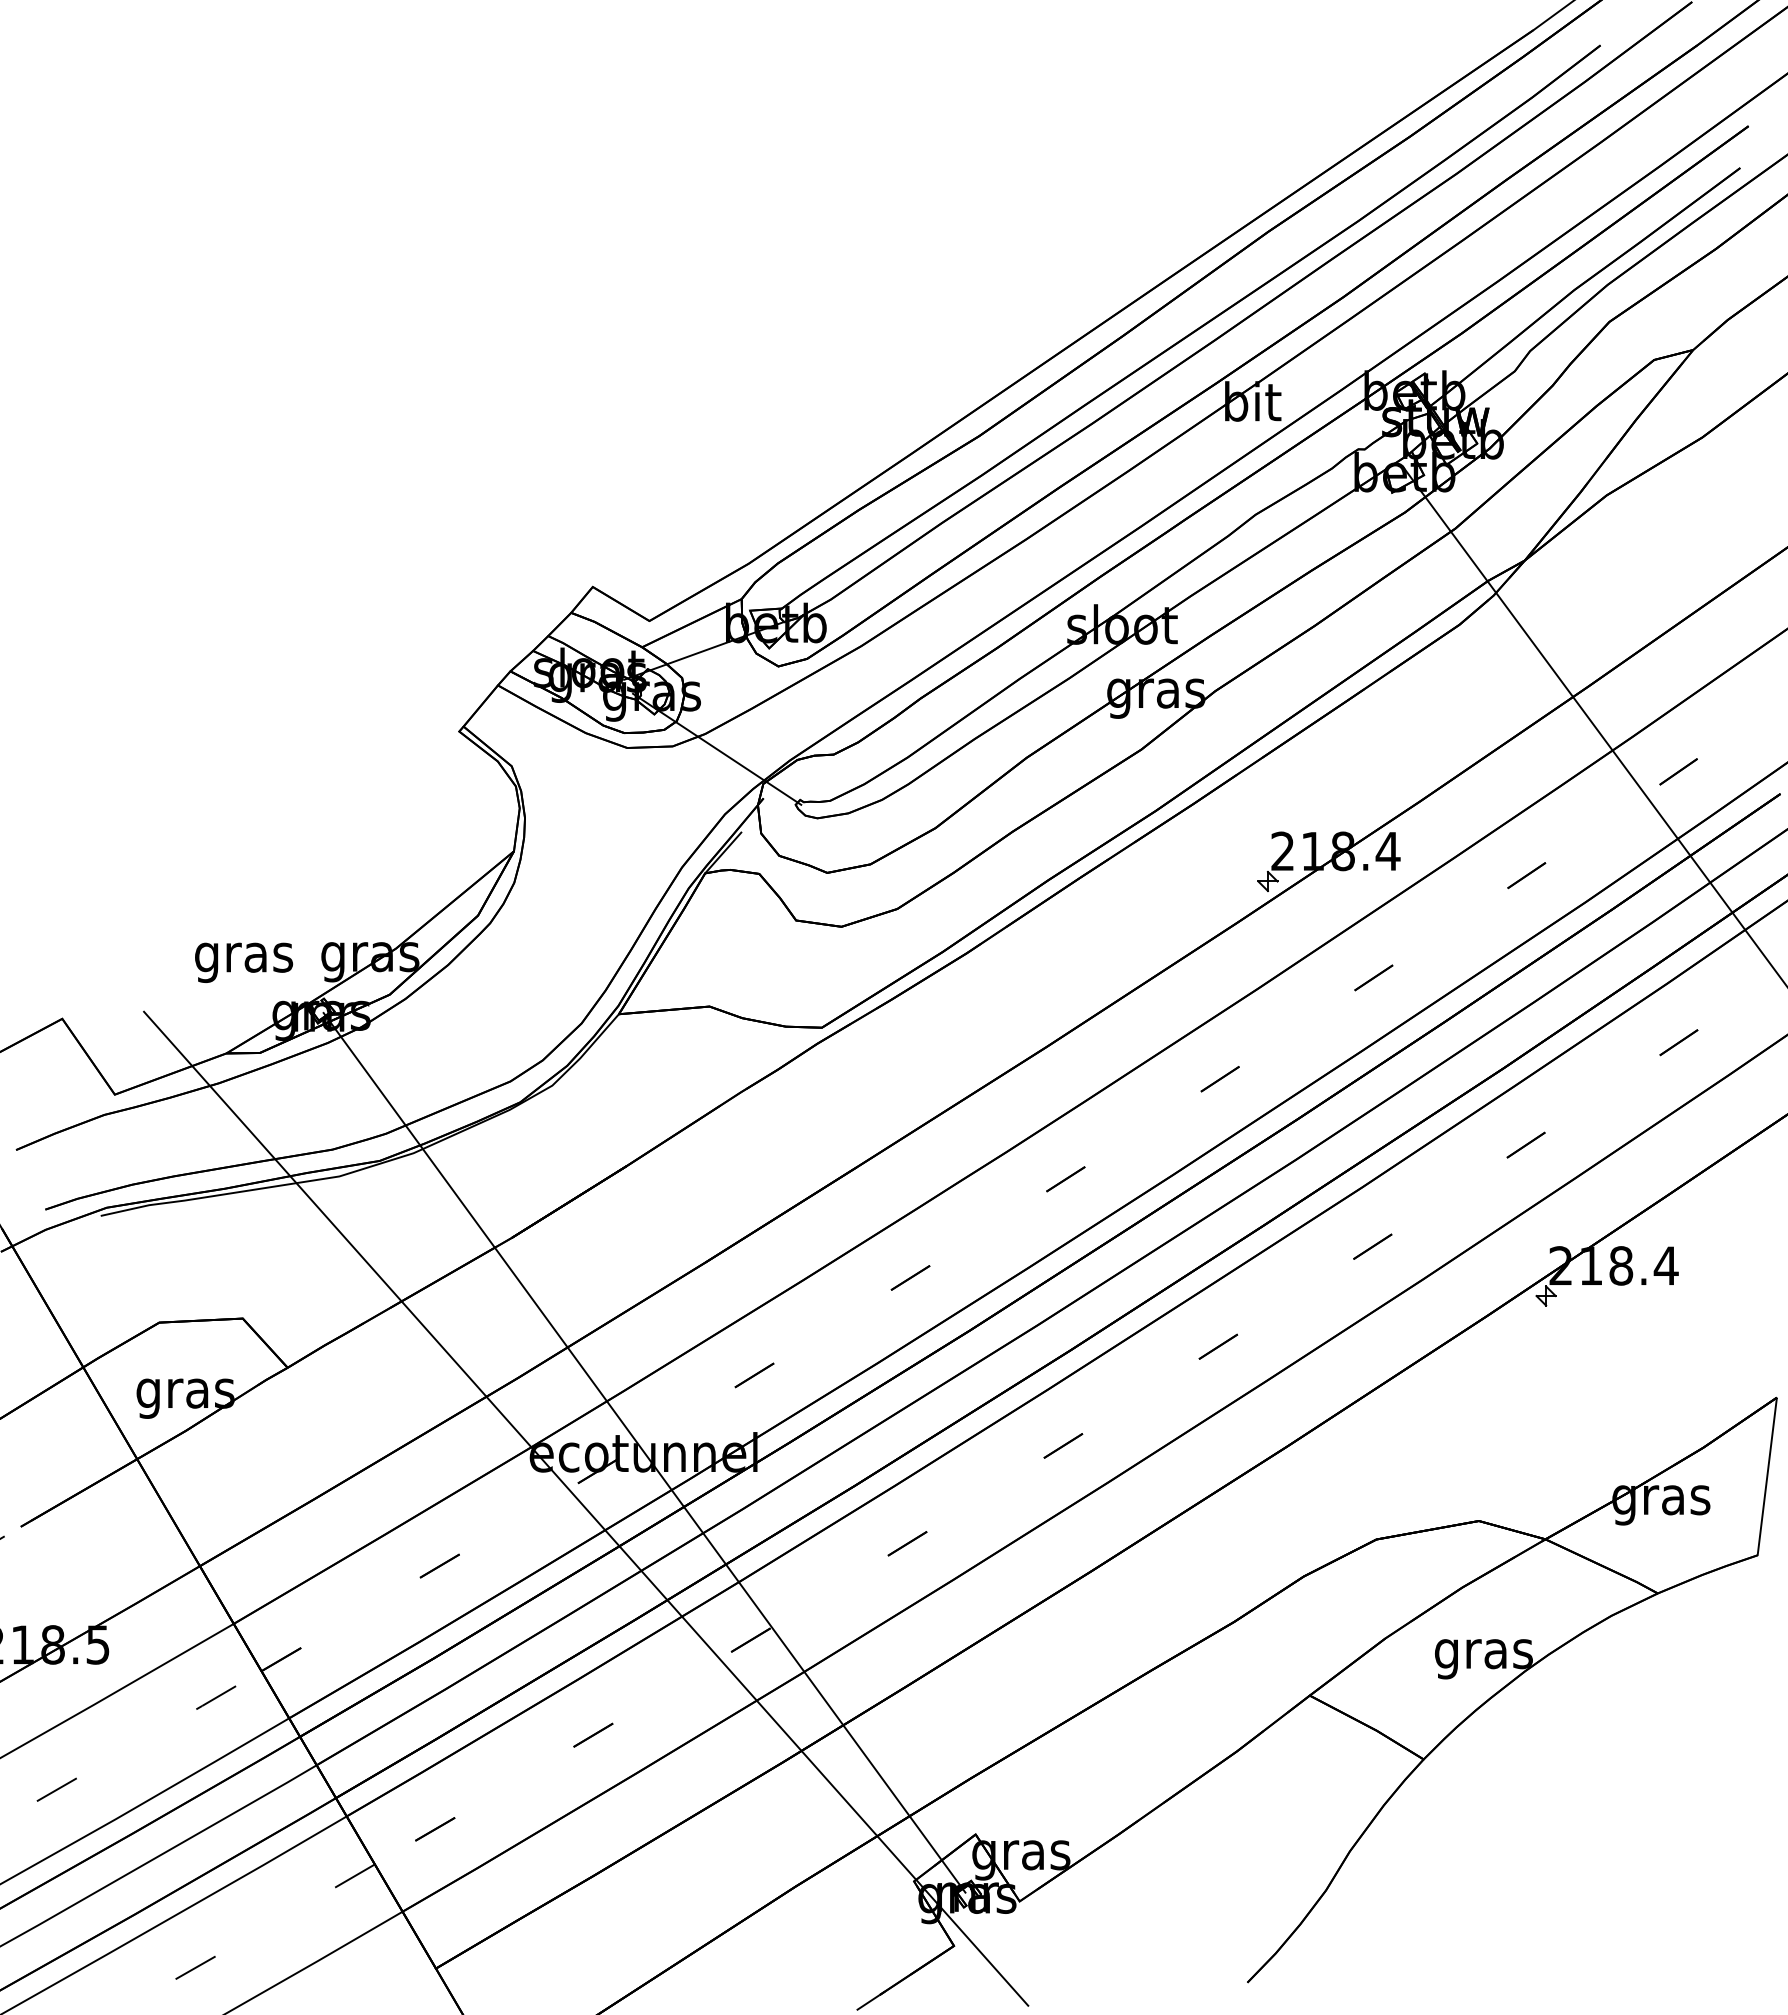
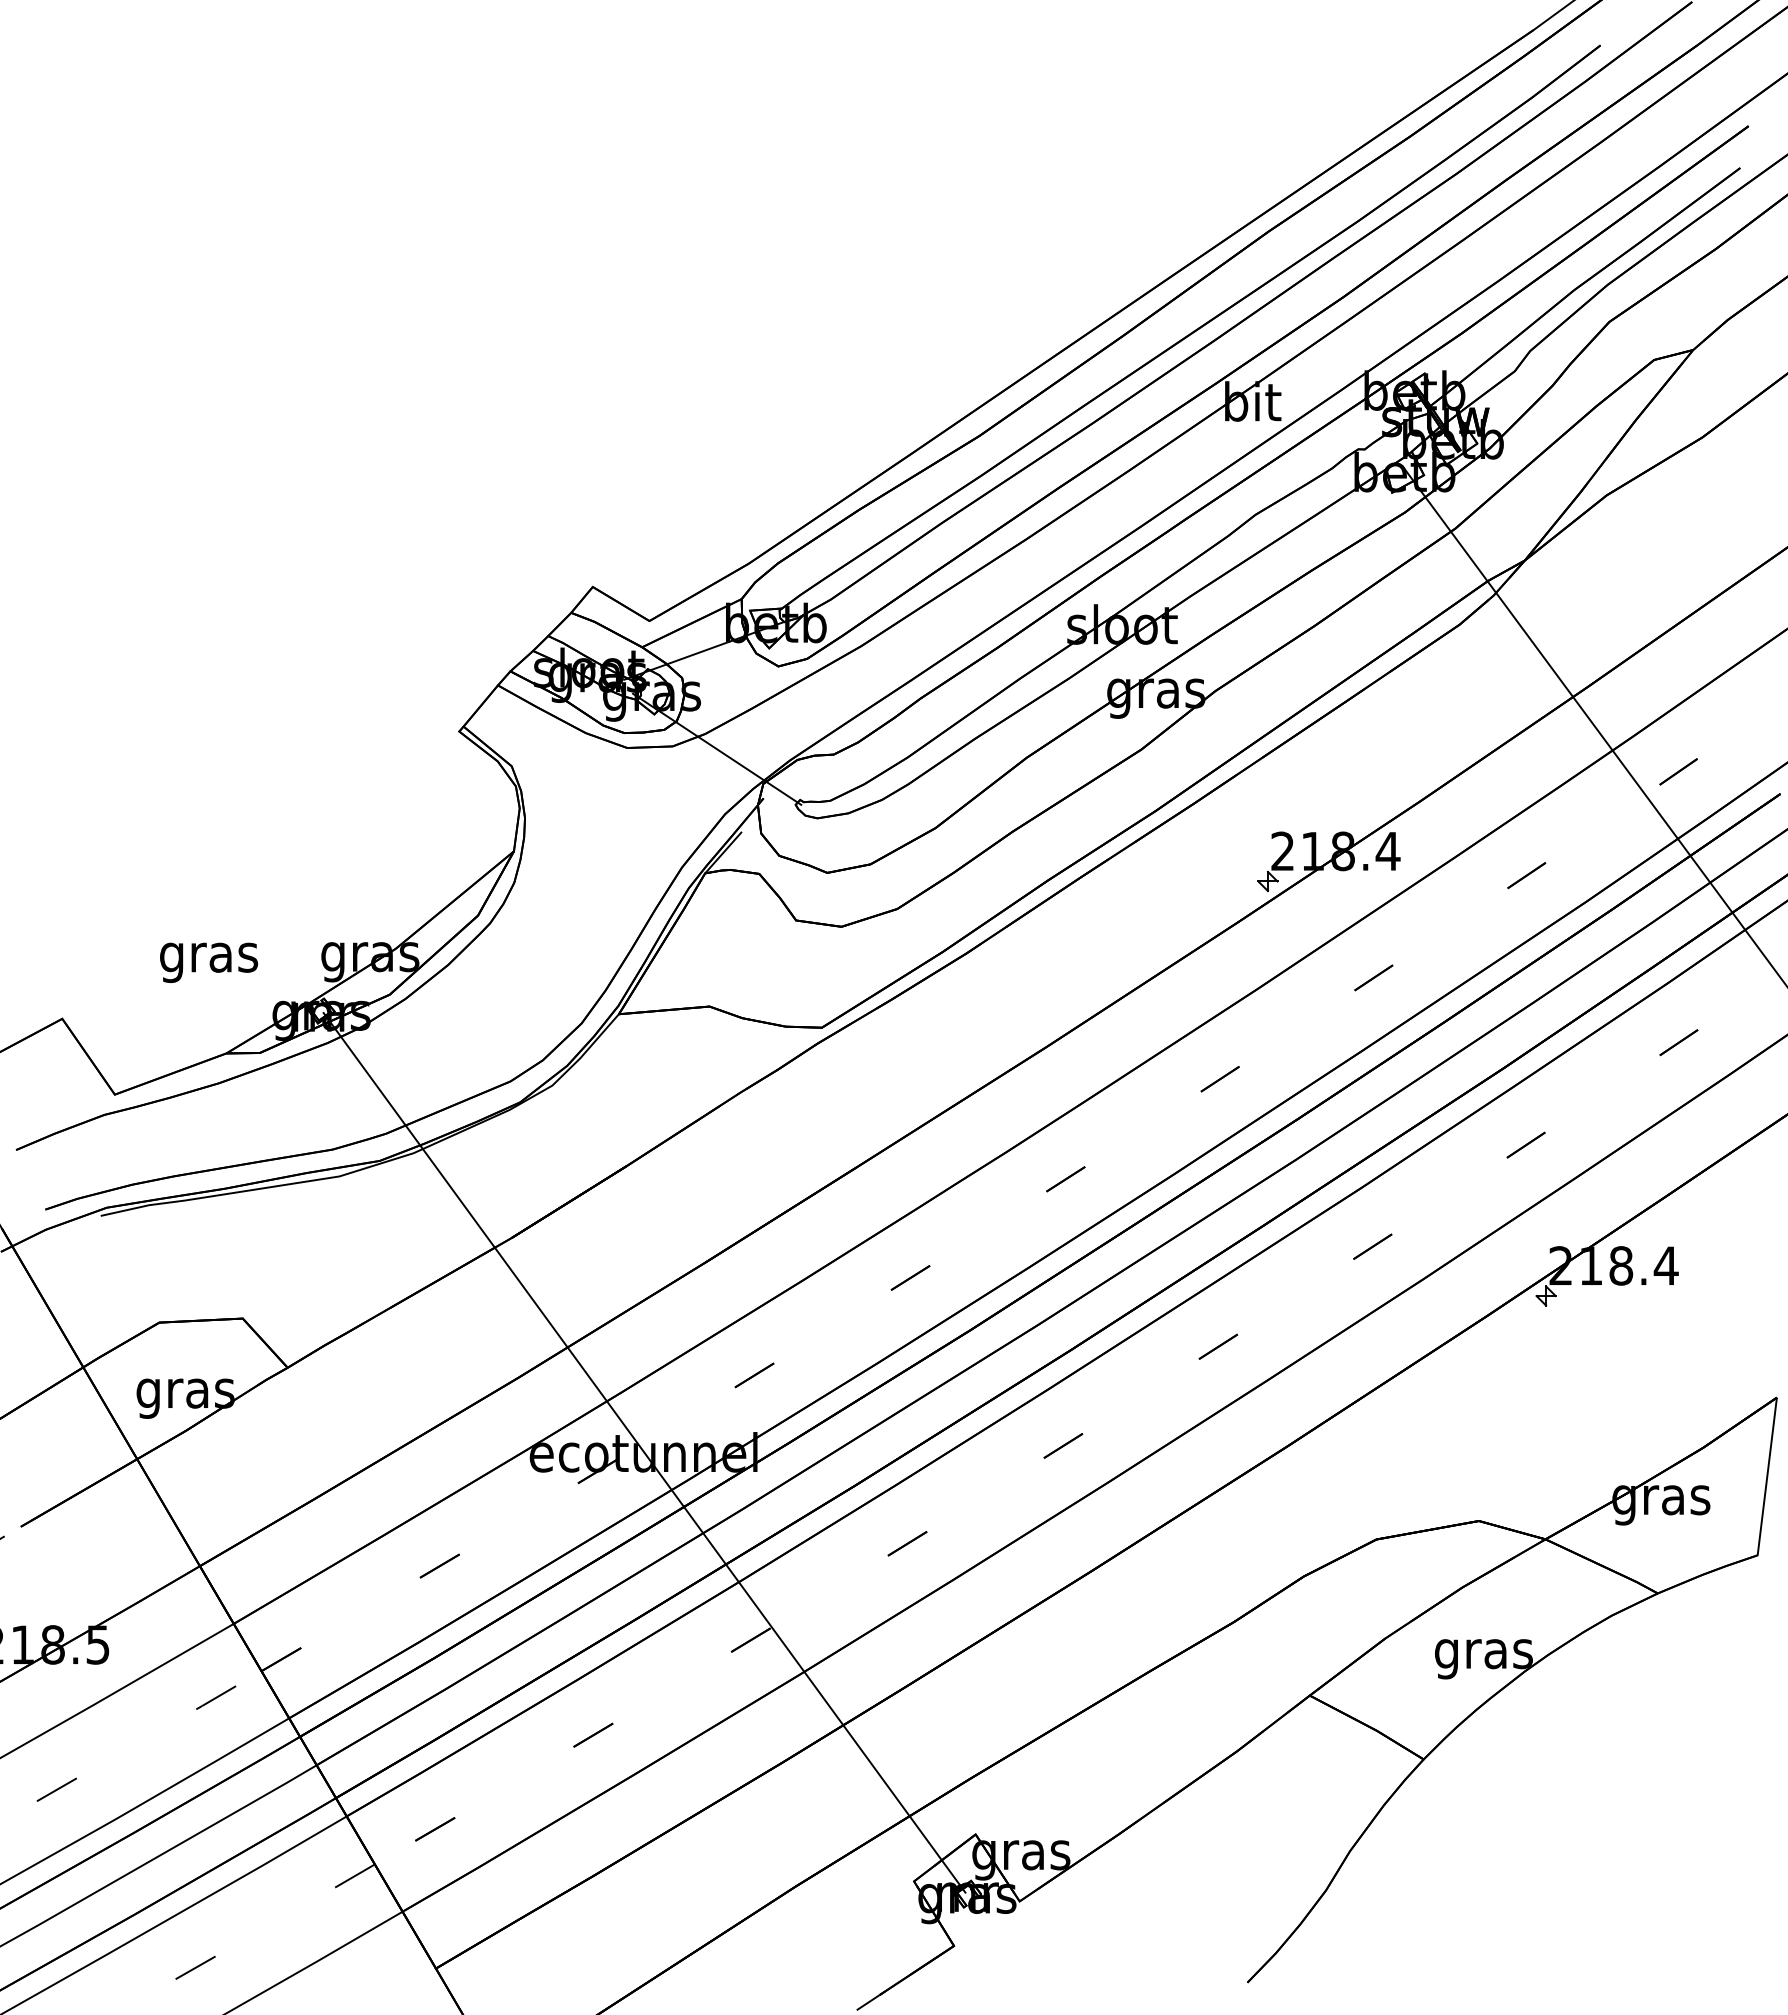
text position: (244, 962) -> (209, 962) (209, 962)
line: present -> none (586, 1508)
